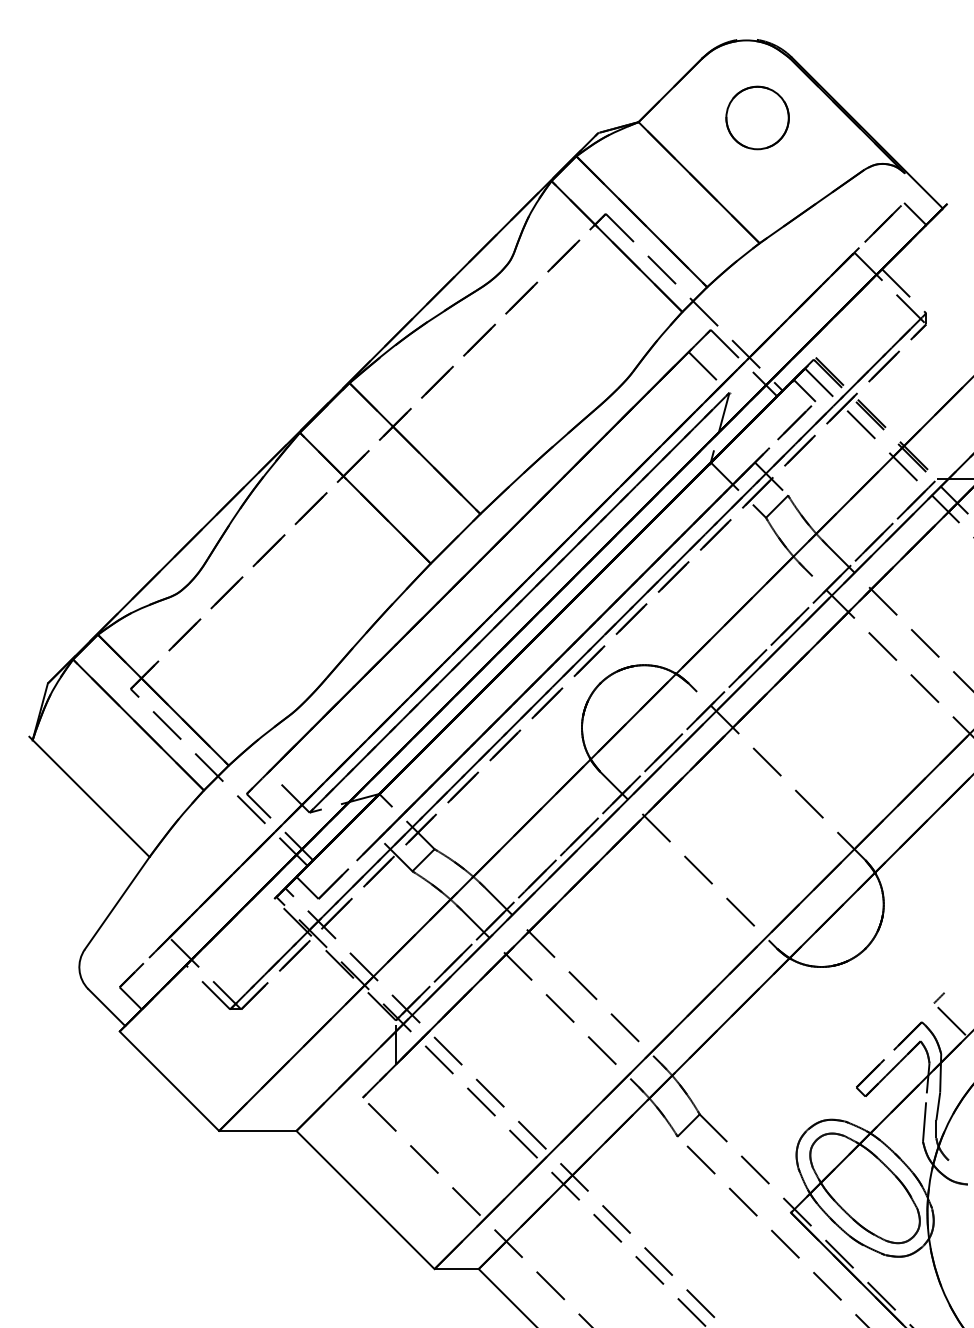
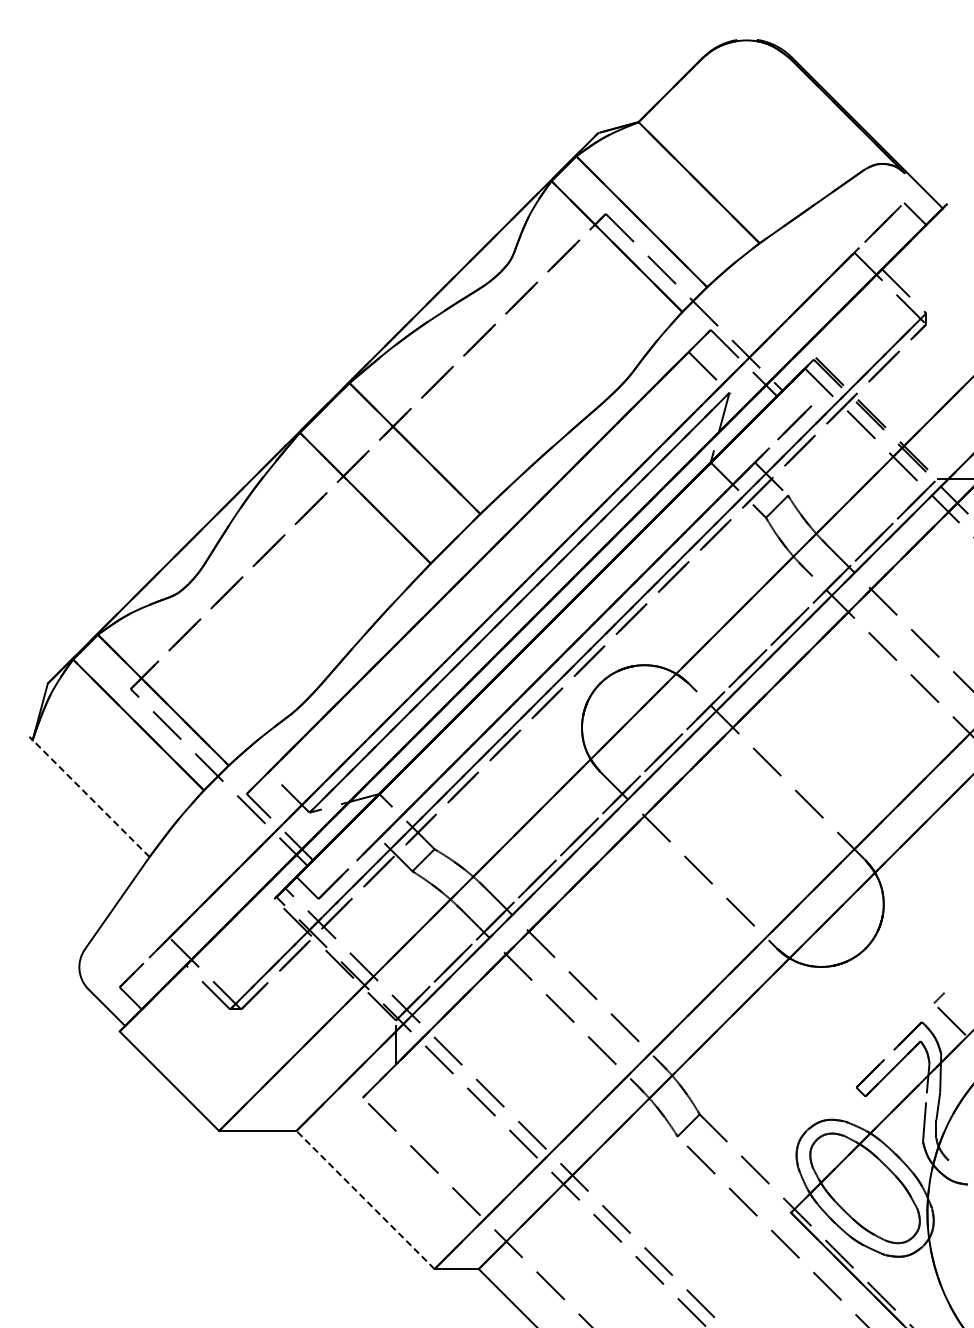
part: present -> none (757, 117)
line: present -> none (804, 390)
line: solid -> dashed (89, 796)
line: solid -> dashed (365, 1200)
